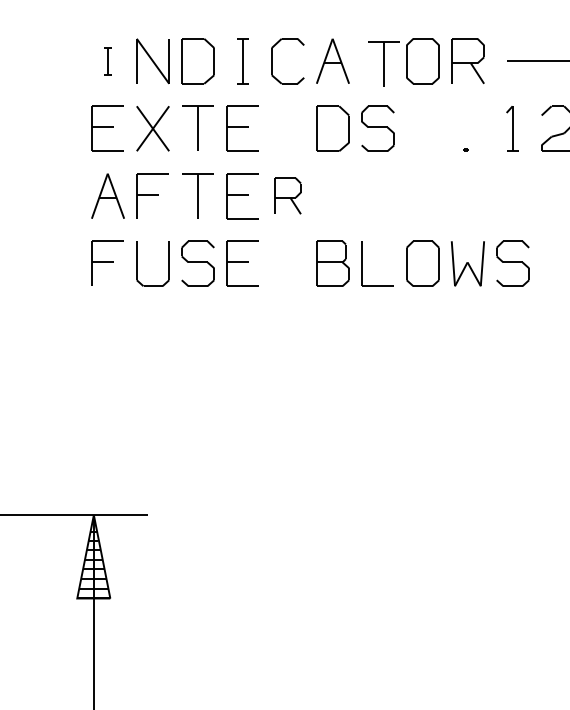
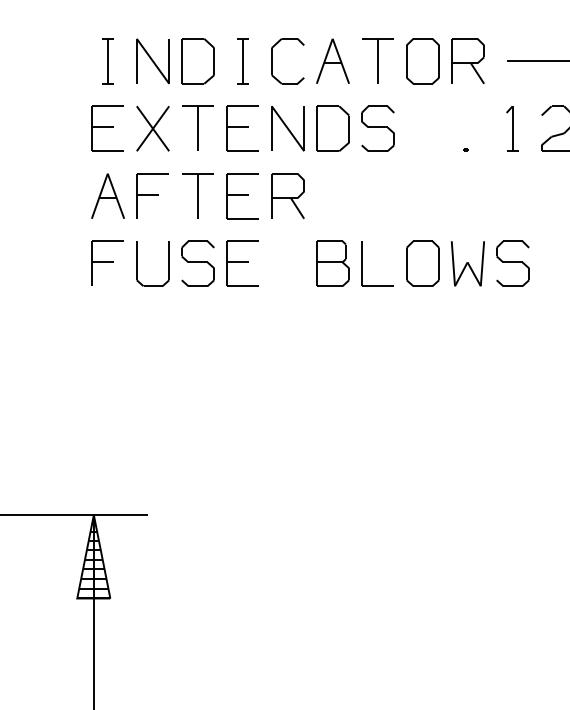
part size: 8x29 px -> 12x47 px (107, 61)
part position: (383, 63) -> (377, 60) (377, 60)
part: none -> present (287, 128)
part size: 28x38 px -> 34x46 px (287, 195)
